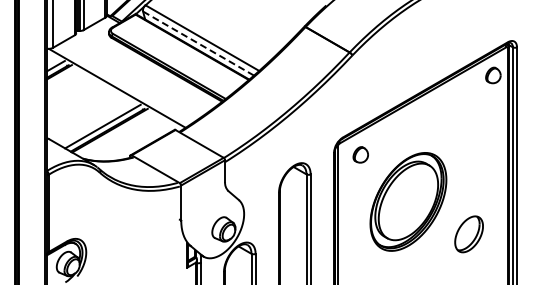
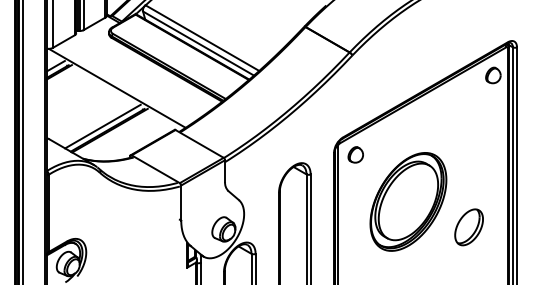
line: dashed -> solid (198, 43)
line: none -> present (23, 141)
part position: (360, 154) -> (355, 154) (355, 154)
part position: (468, 234) -> (468, 227) (468, 227)
